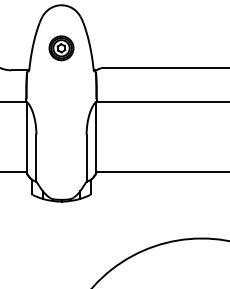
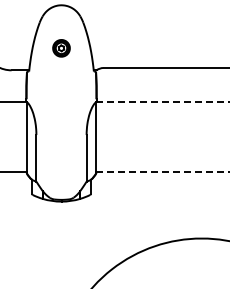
part size: 27x27 px -> 19x19 px (61, 48)
line: solid -> dashed (163, 101)
line: solid -> dashed (163, 172)
